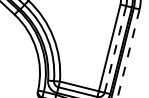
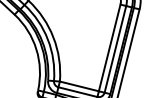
line: dashed -> solid (115, 49)
line: dashed -> solid (128, 53)
